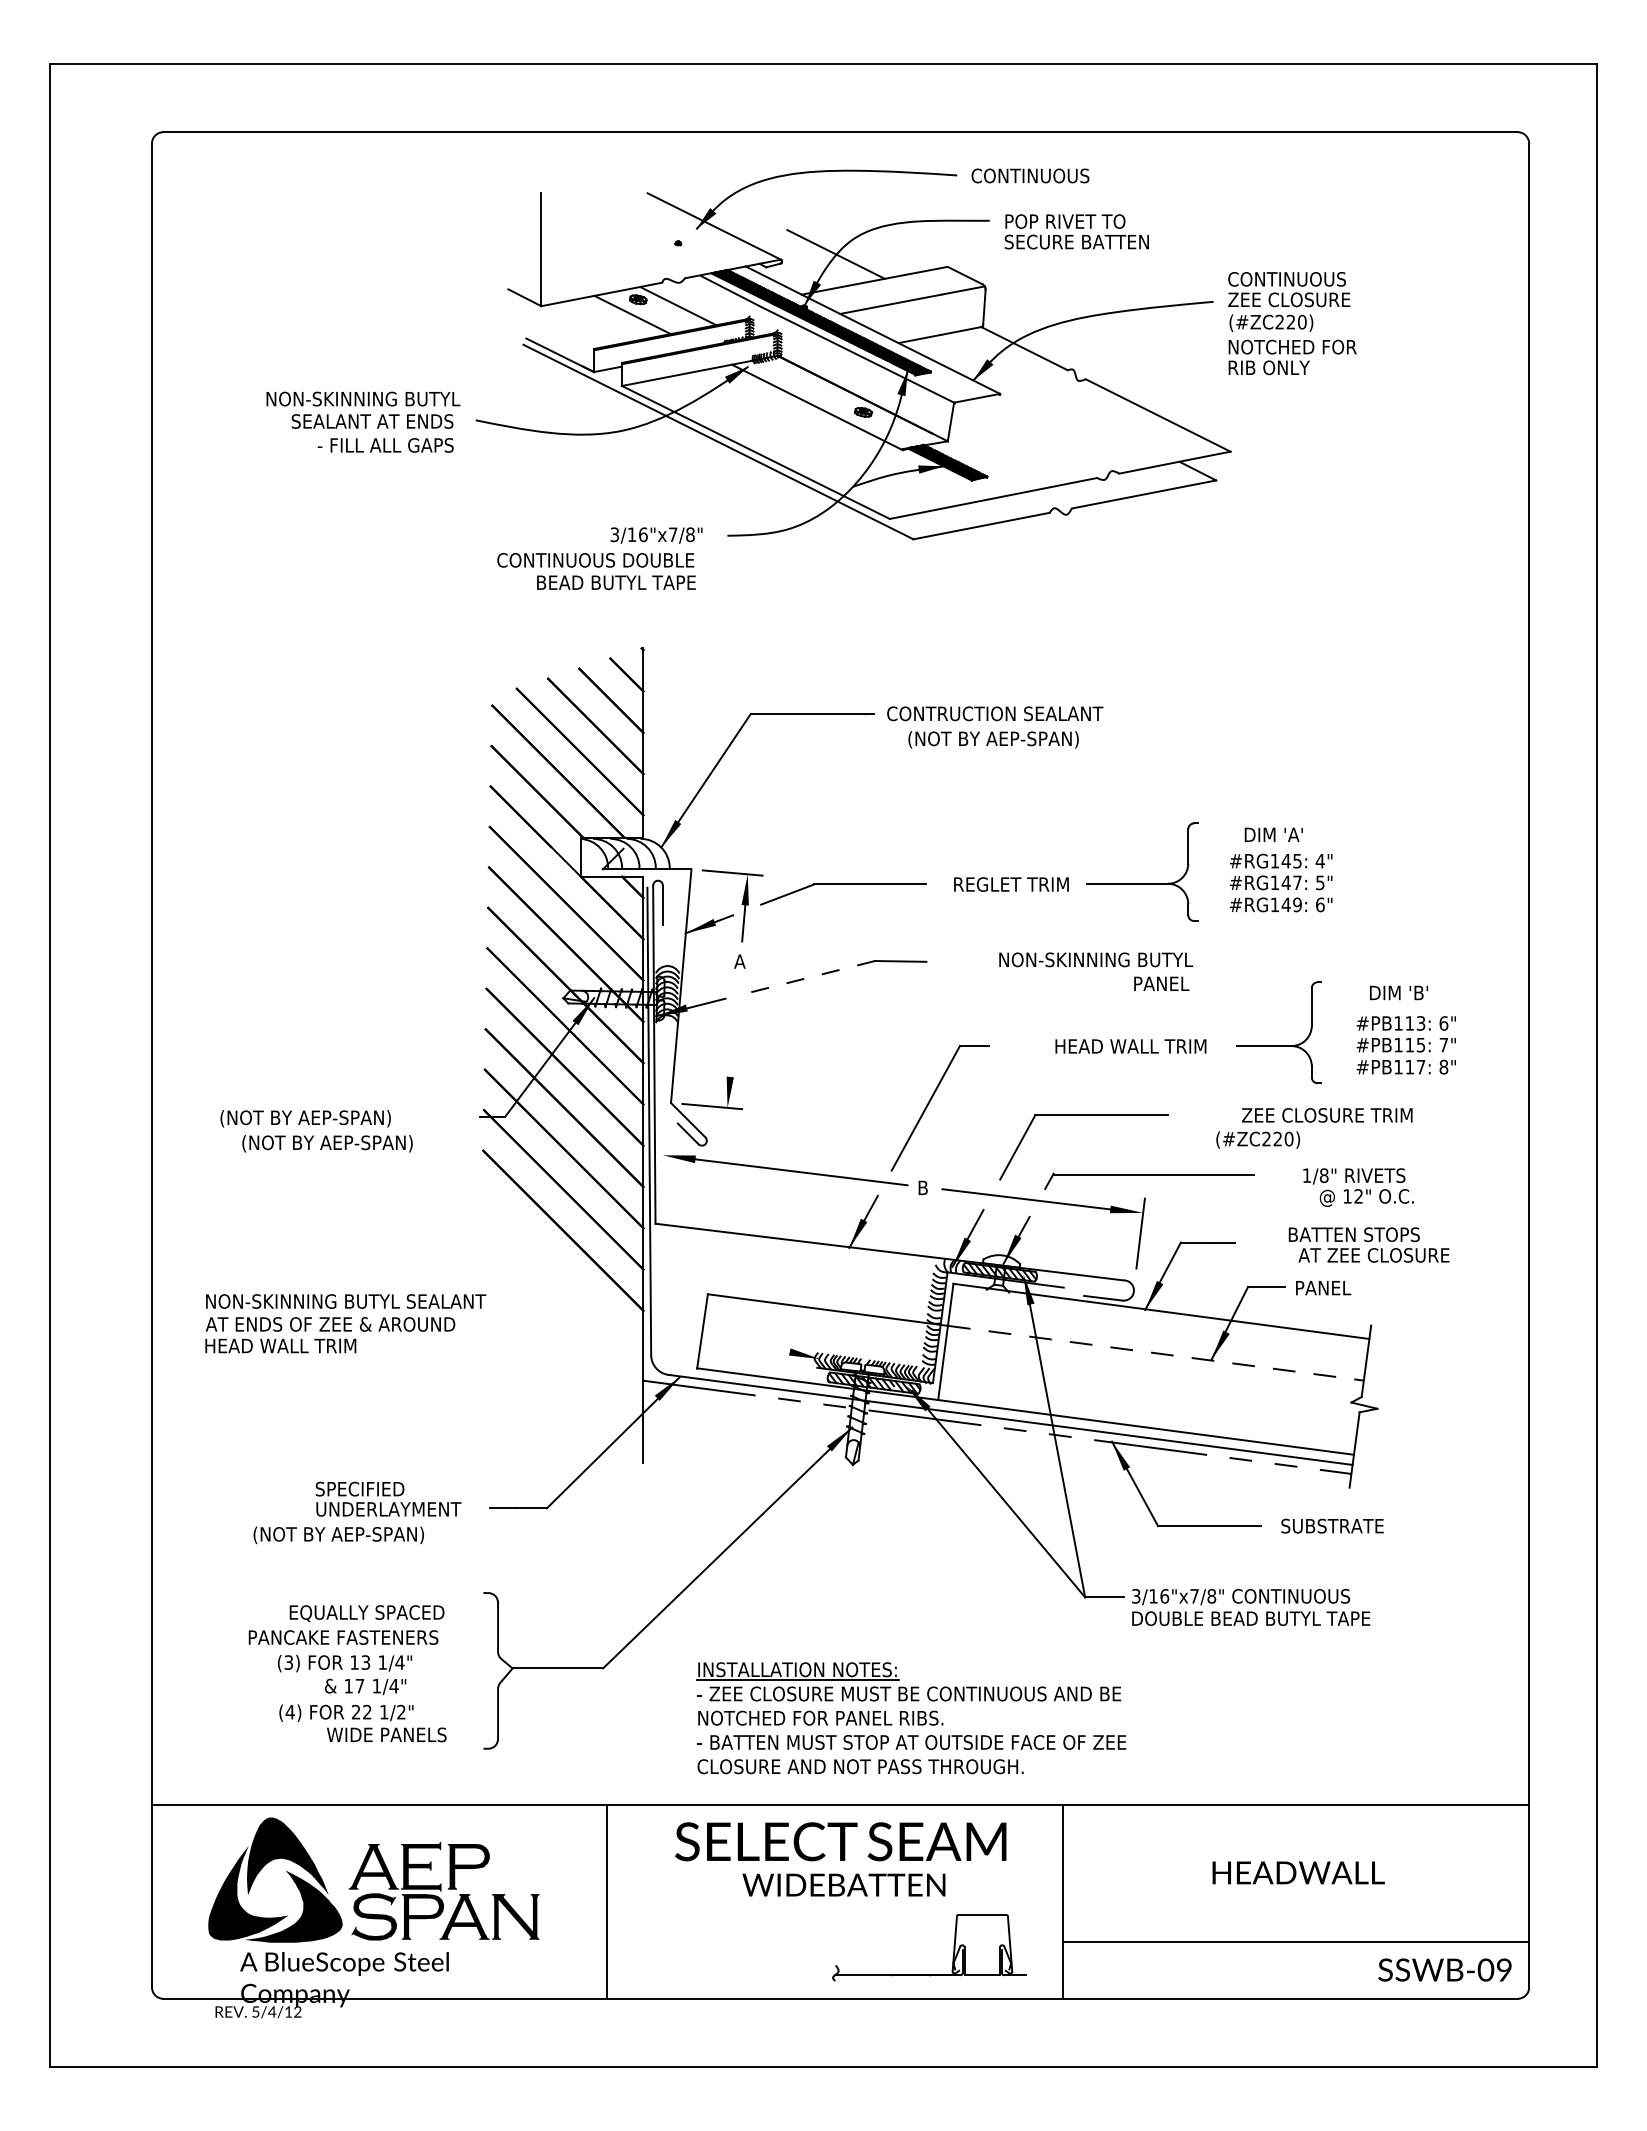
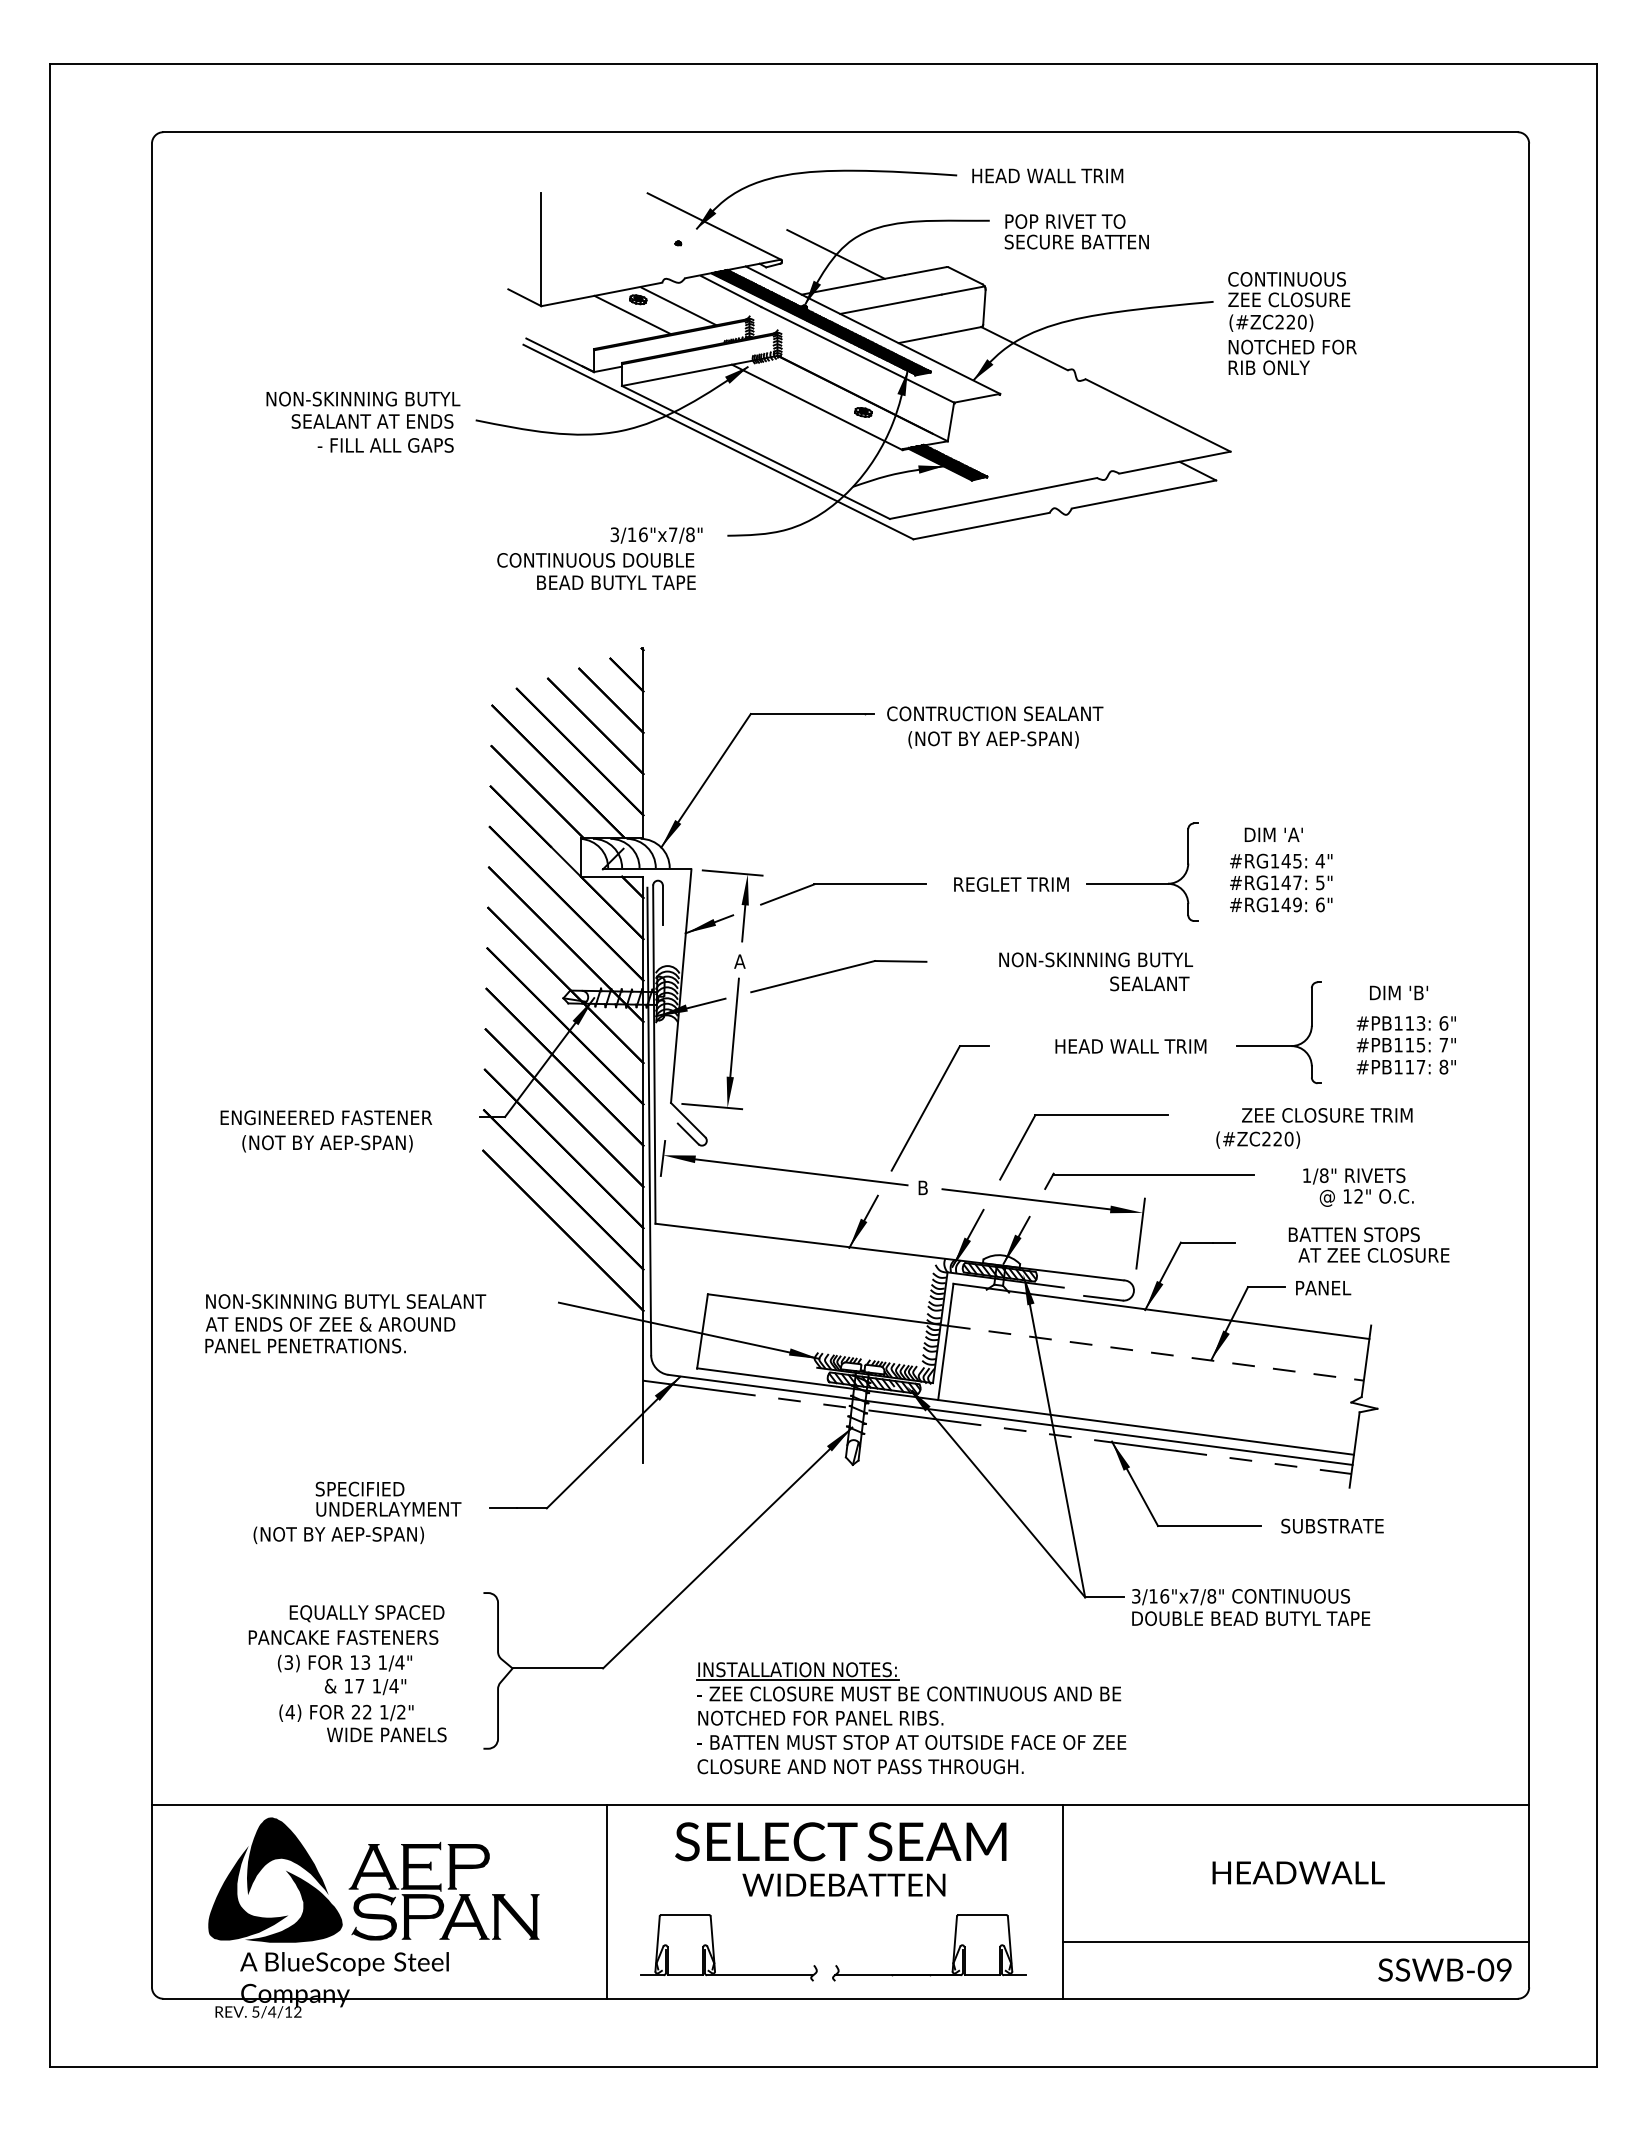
text: CONTINUOUS -> HEAD WALL TRIM (1047, 175)
line: dashed -> solid (813, 976)
text: PANEL -> SEALANT (1149, 983)
line: none -> present (733, 1035)
text: (NOT BY AEP-SPAN) -> ENGINEERED FASTENER (326, 1118)
line: none -> present (662, 1158)
line: none -> present (688, 1330)
text: HEAD WALL TRIM -> PANEL PENETRATIONS. (306, 1345)
part: none -> present (714, 1948)
